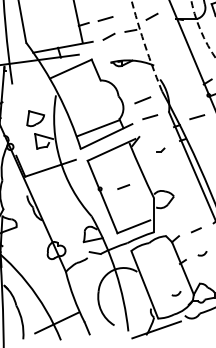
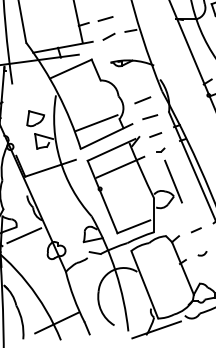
line: present -> none (151, 16)
arc: dashed -> solid (200, 29)
arc: dashed -> solid (145, 46)
line: present -> none (197, 117)
line position: (98, 128) -> (96, 123) (96, 123)
line: none -> present (120, 166)
line: none -> present (173, 181)
line position: (123, 186) -> (155, 134) (155, 134)
line: none -> present (24, 235)
arc: present -> none (176, 294)
